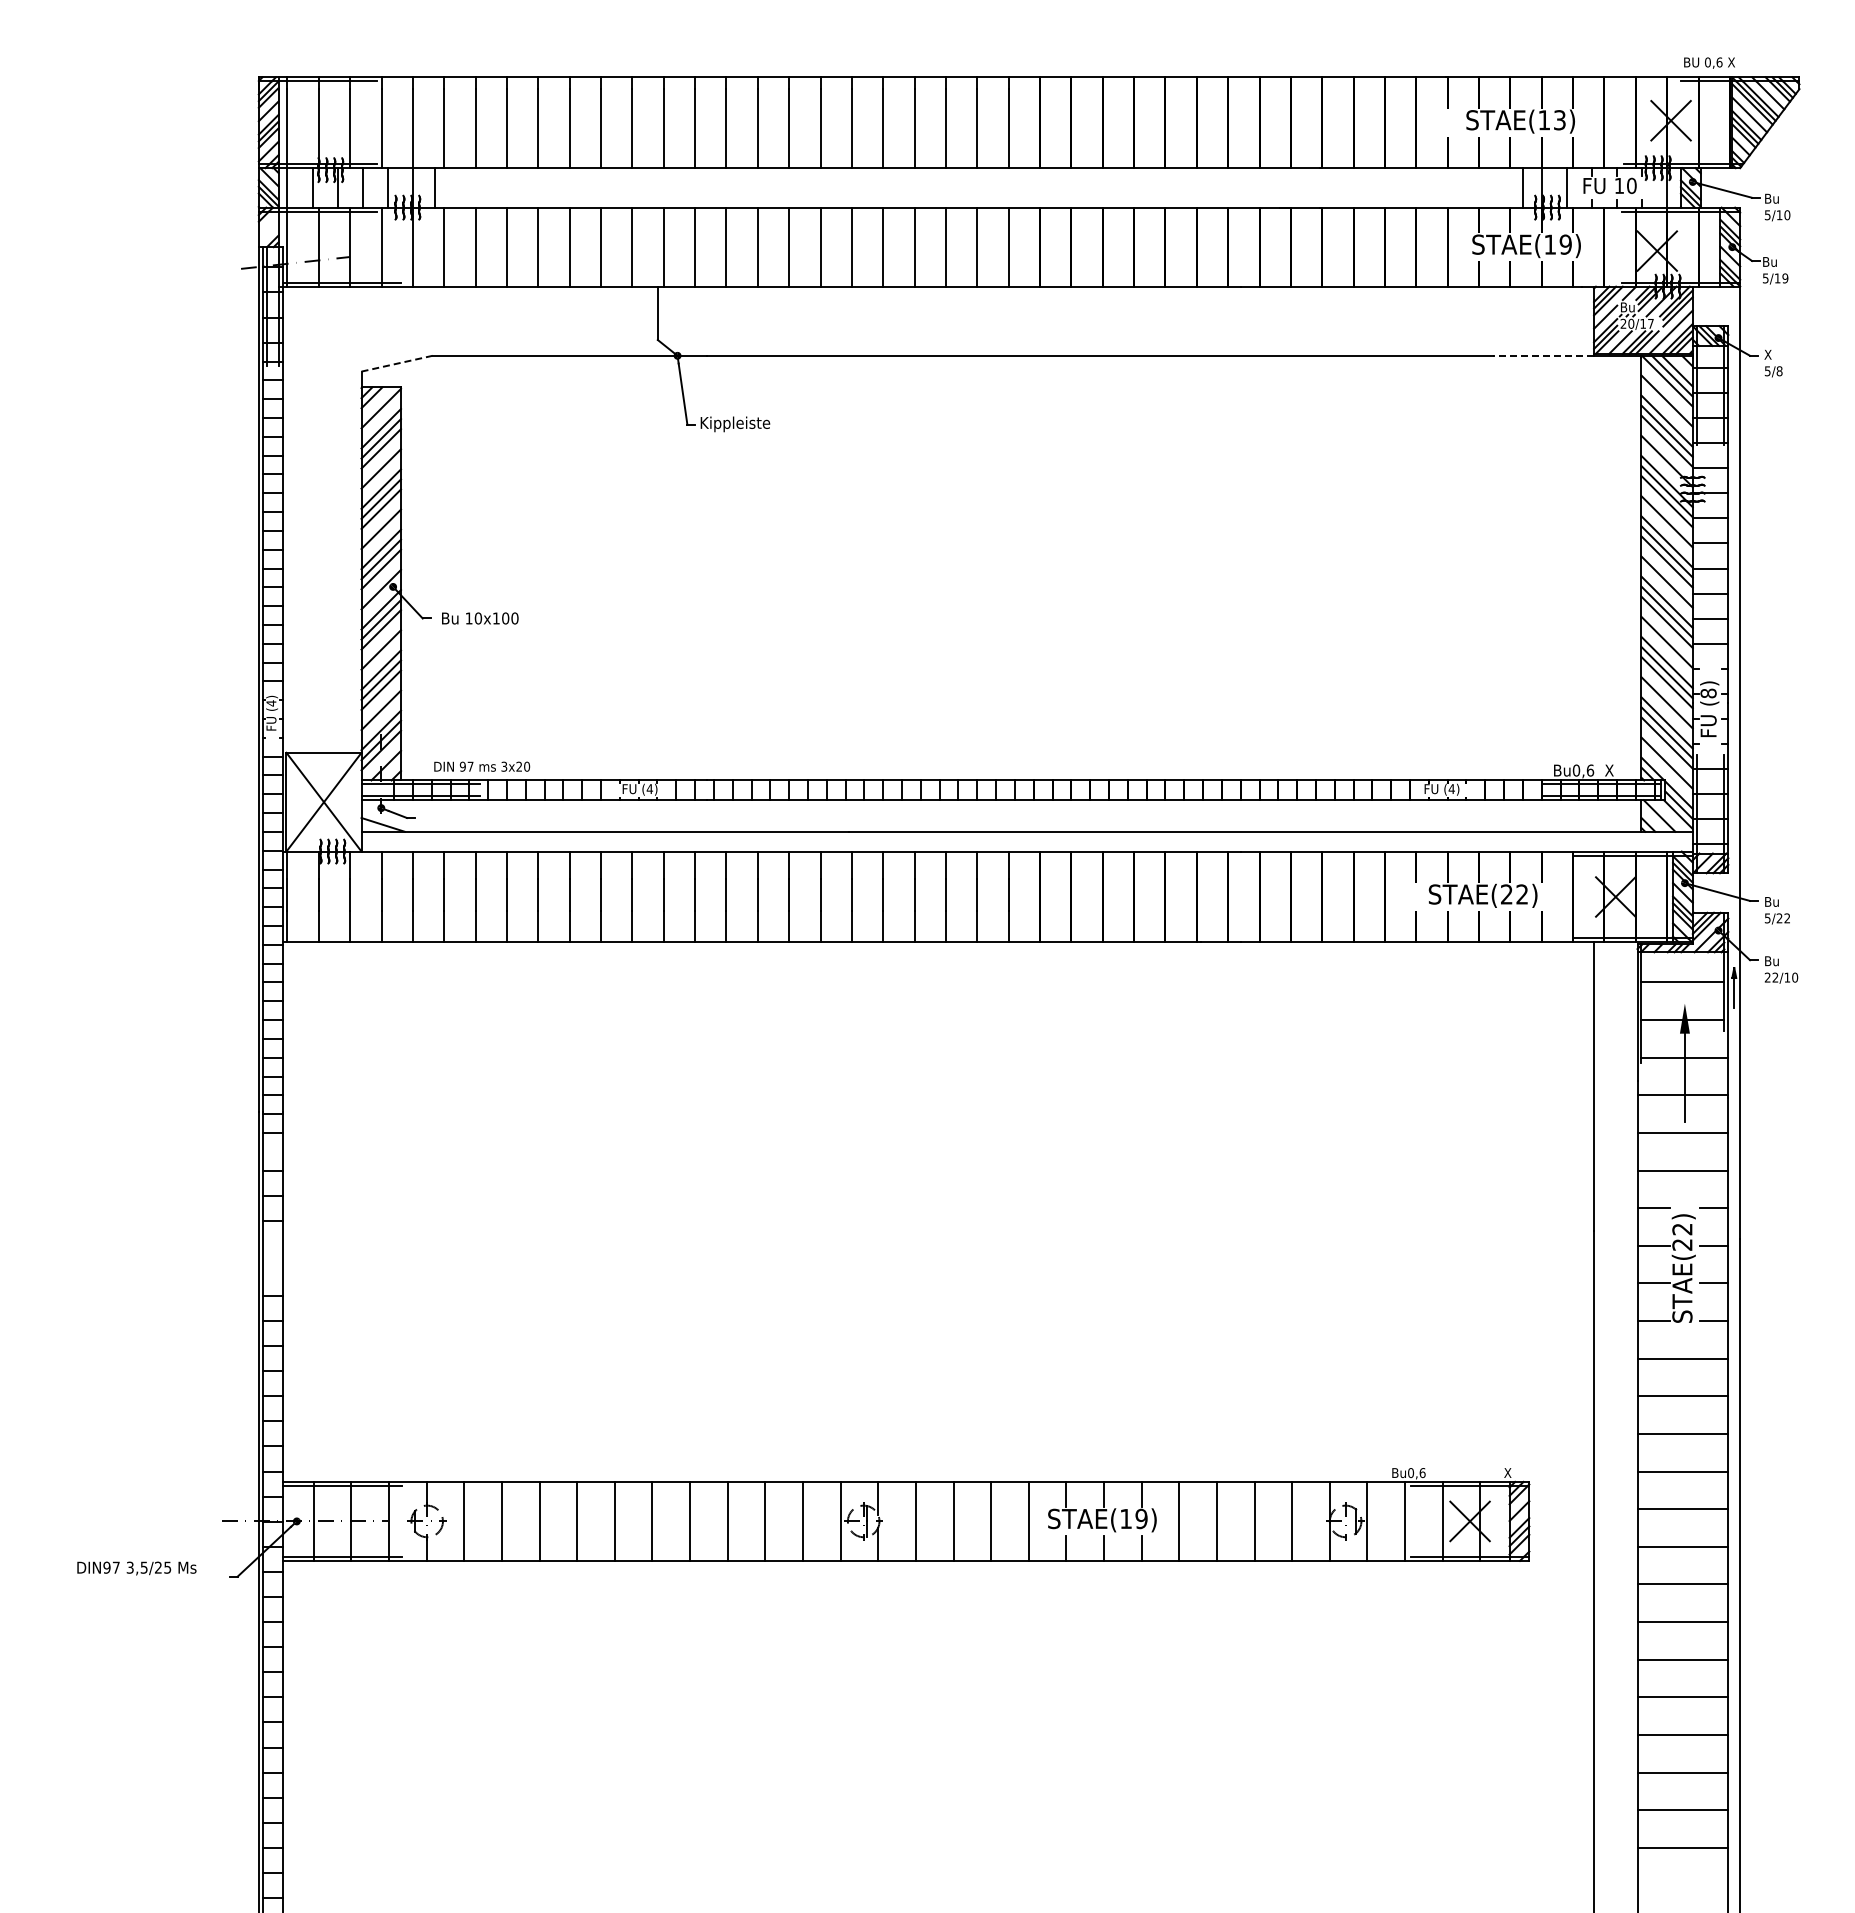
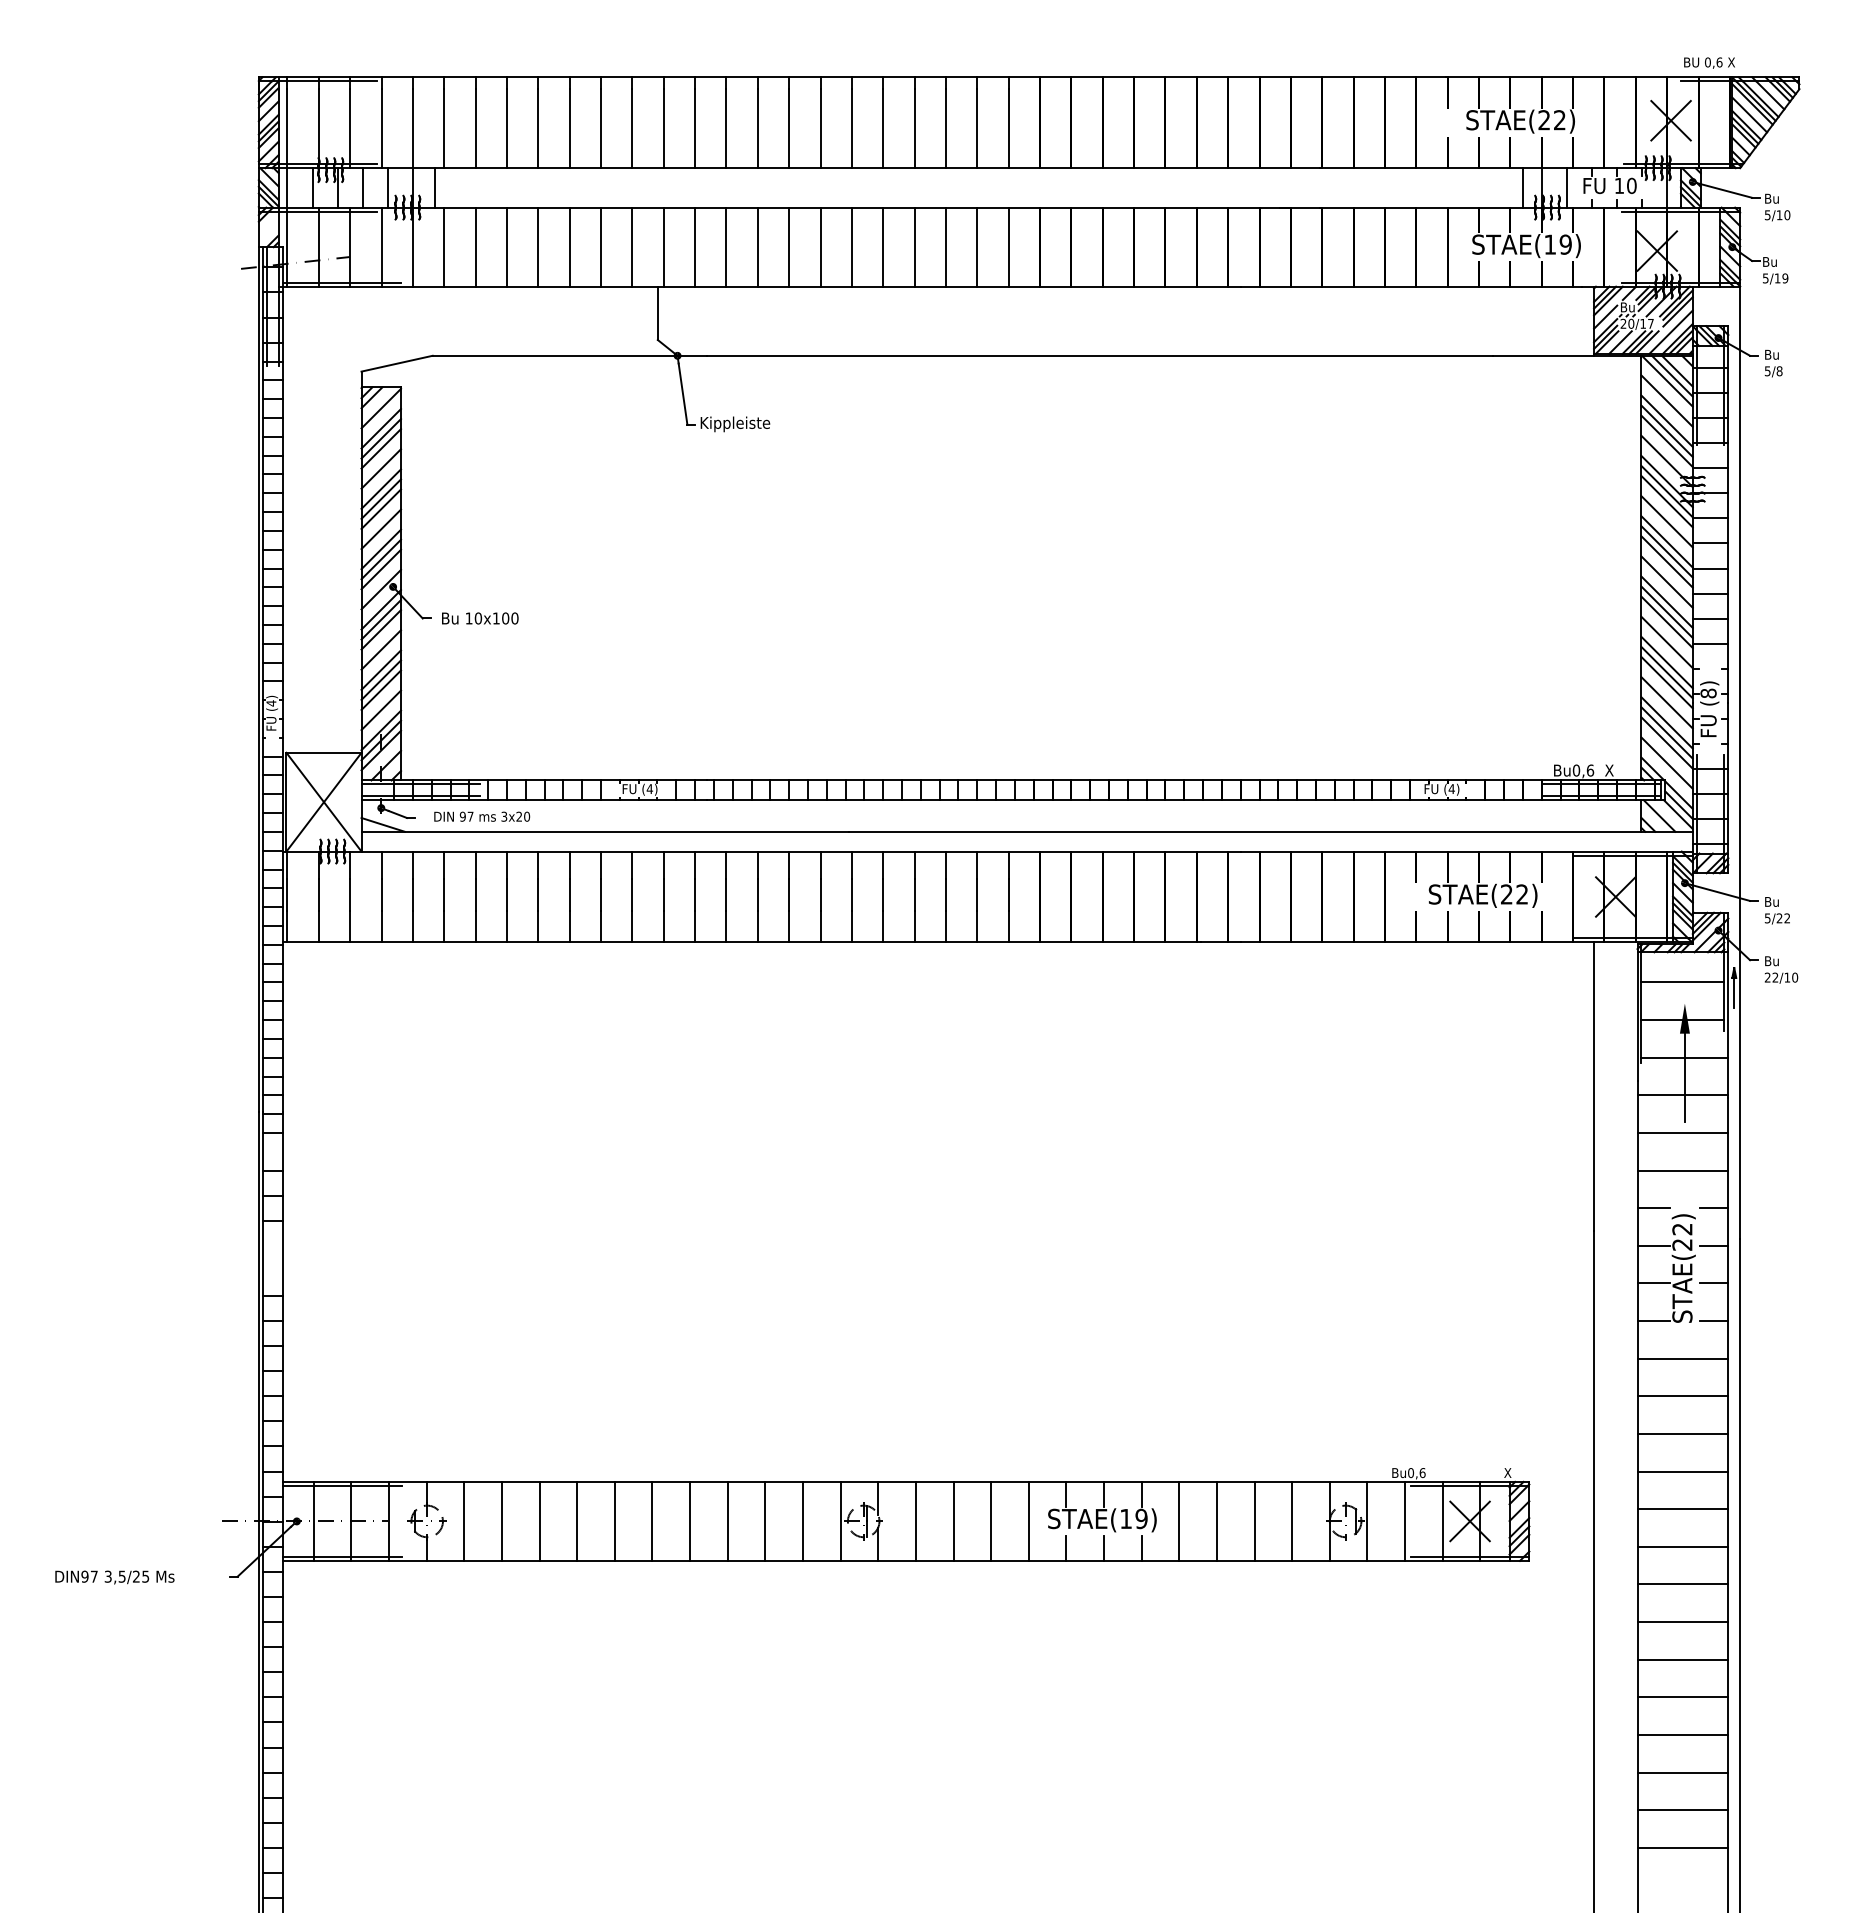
text: STAE(13) -> STAE(22) (1551, 120)
text: X -> Bu (1771, 354)
line: dashed -> solid (1543, 355)
line: dashed -> solid (397, 363)
text position: (482, 766) -> (482, 816) (482, 816)
text position: (136, 1568) -> (114, 1577) (114, 1577)
